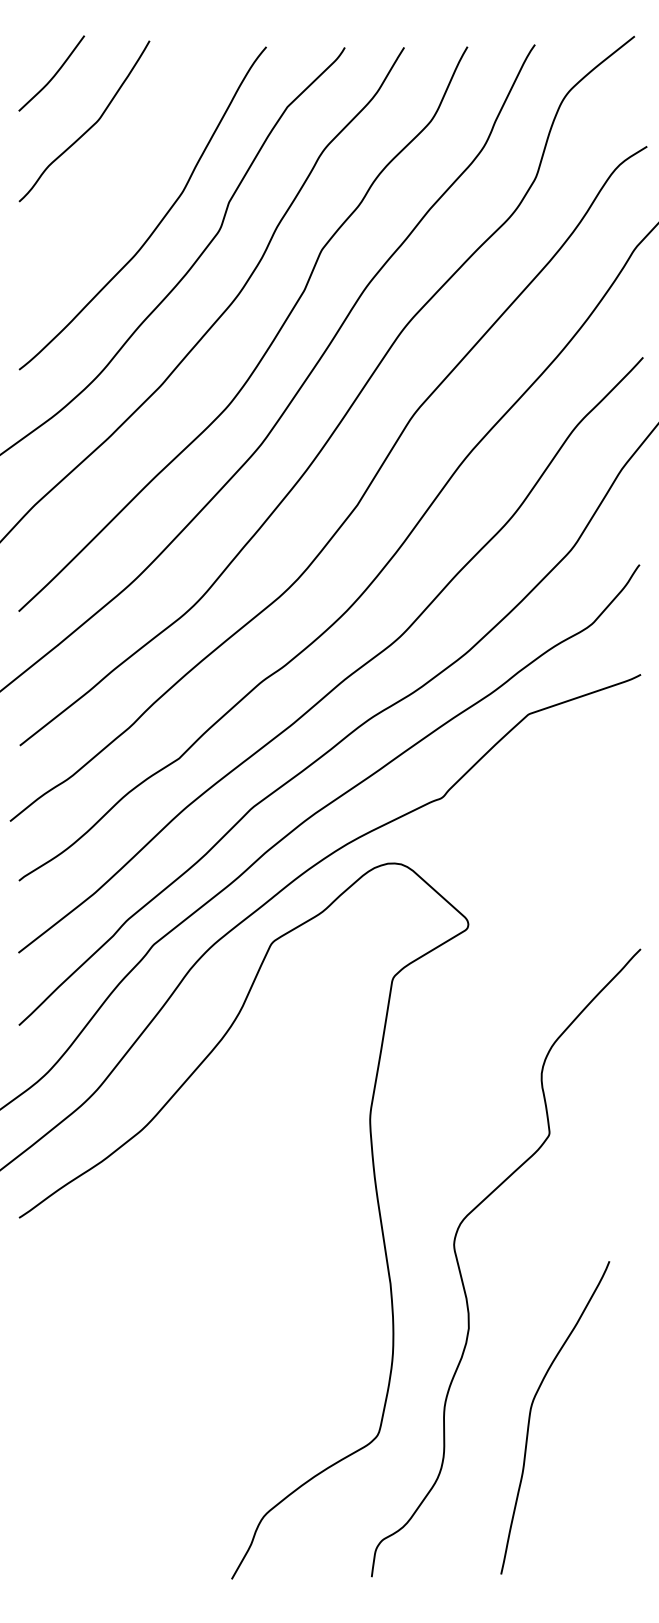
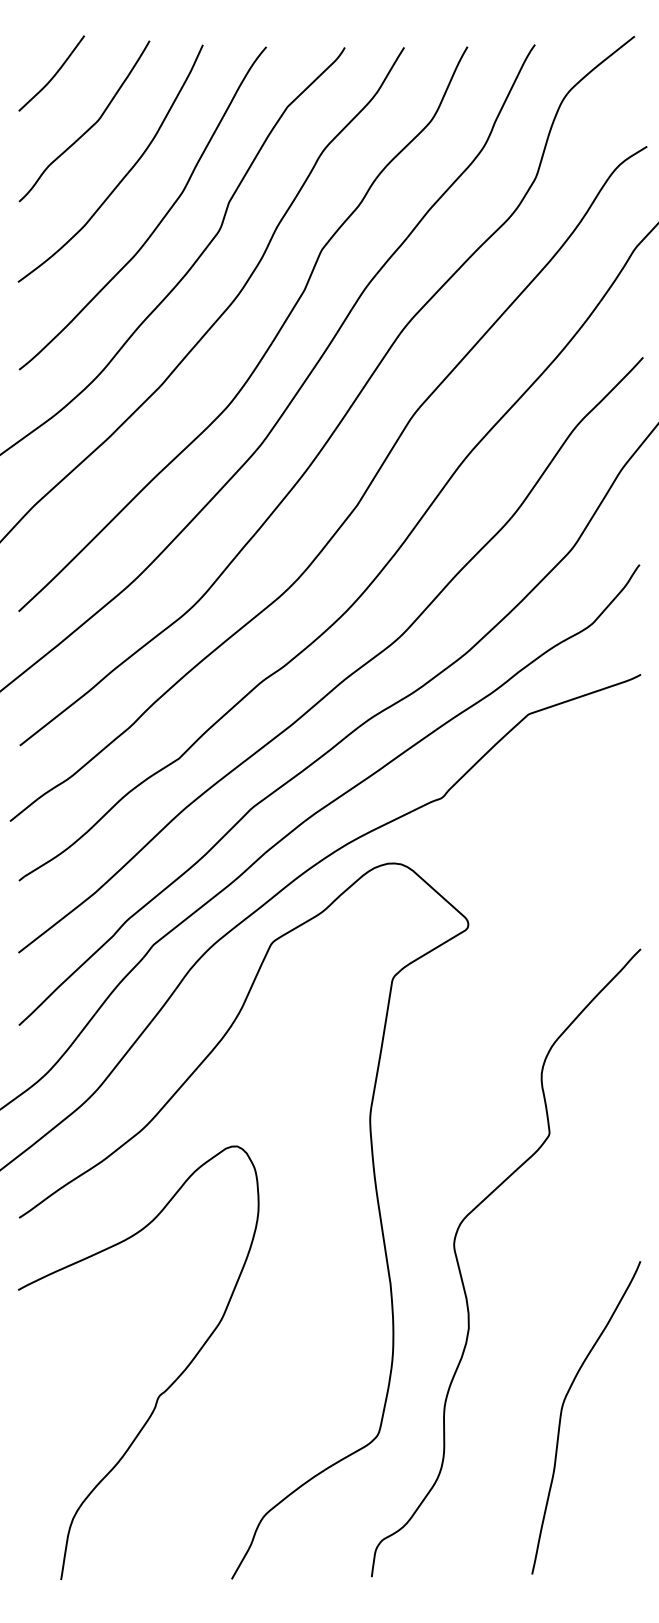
curve: none -> present (123, 176)
curve: none -> present (160, 1393)
curve position: (531, 1412) -> (562, 1412) (562, 1412)
